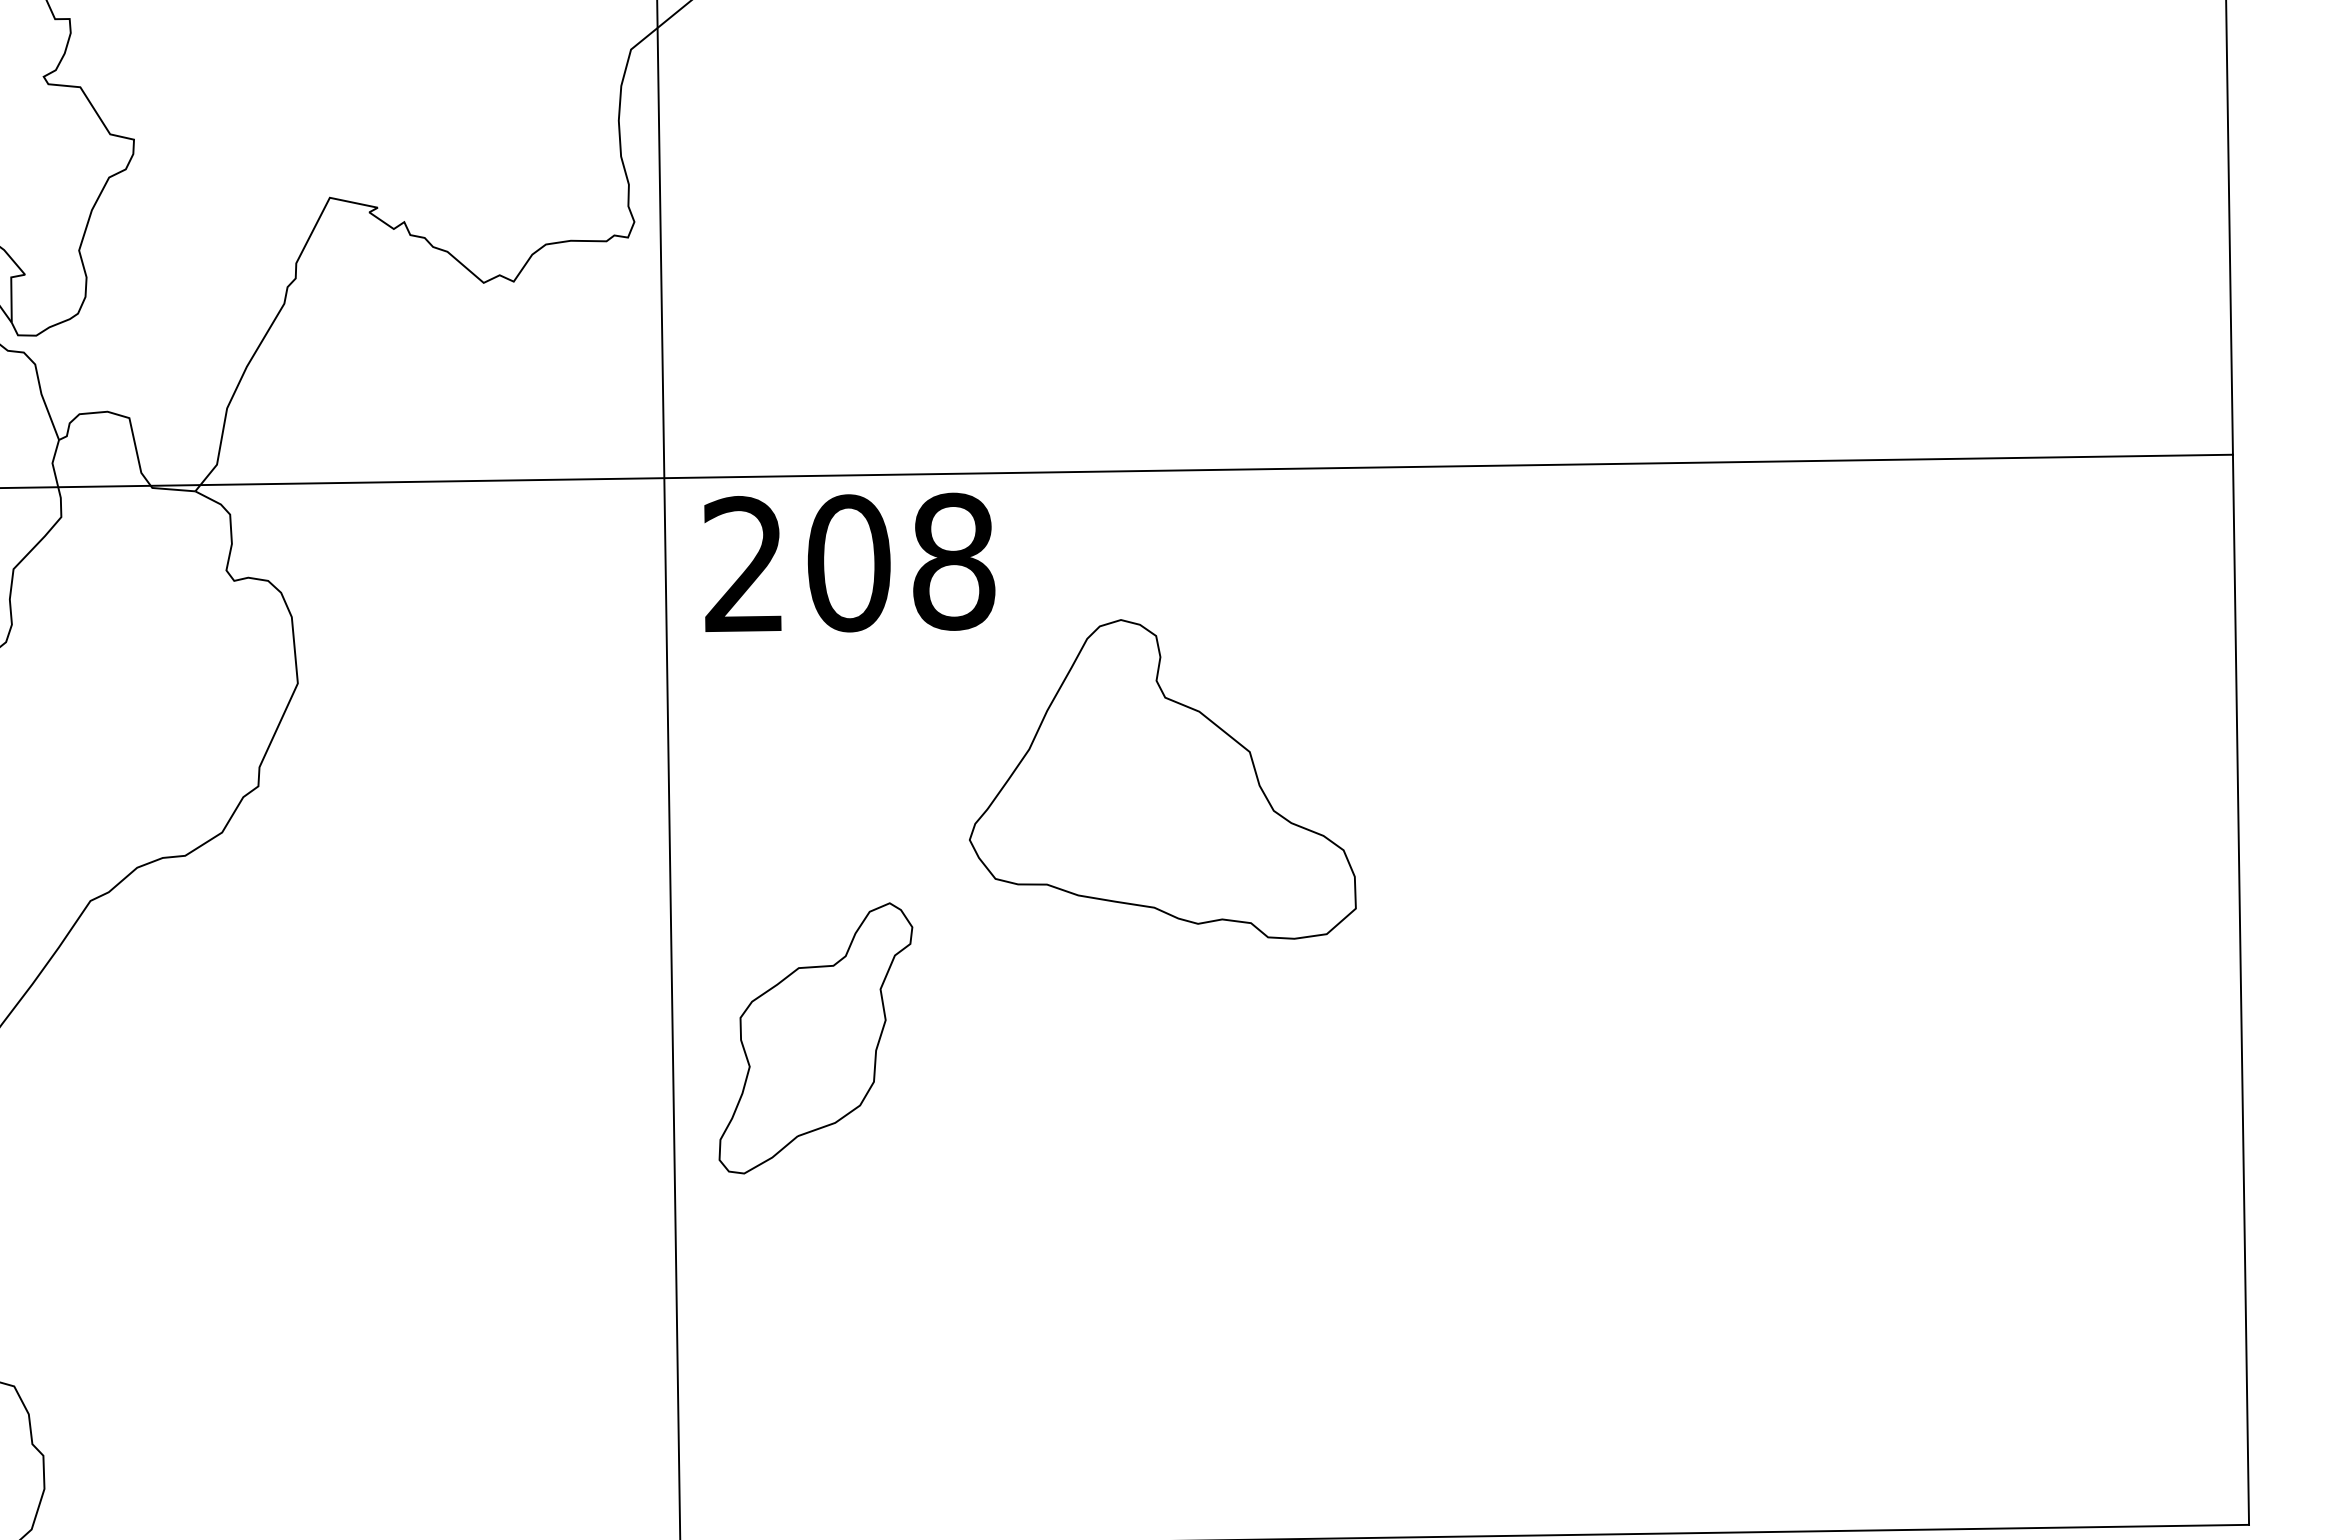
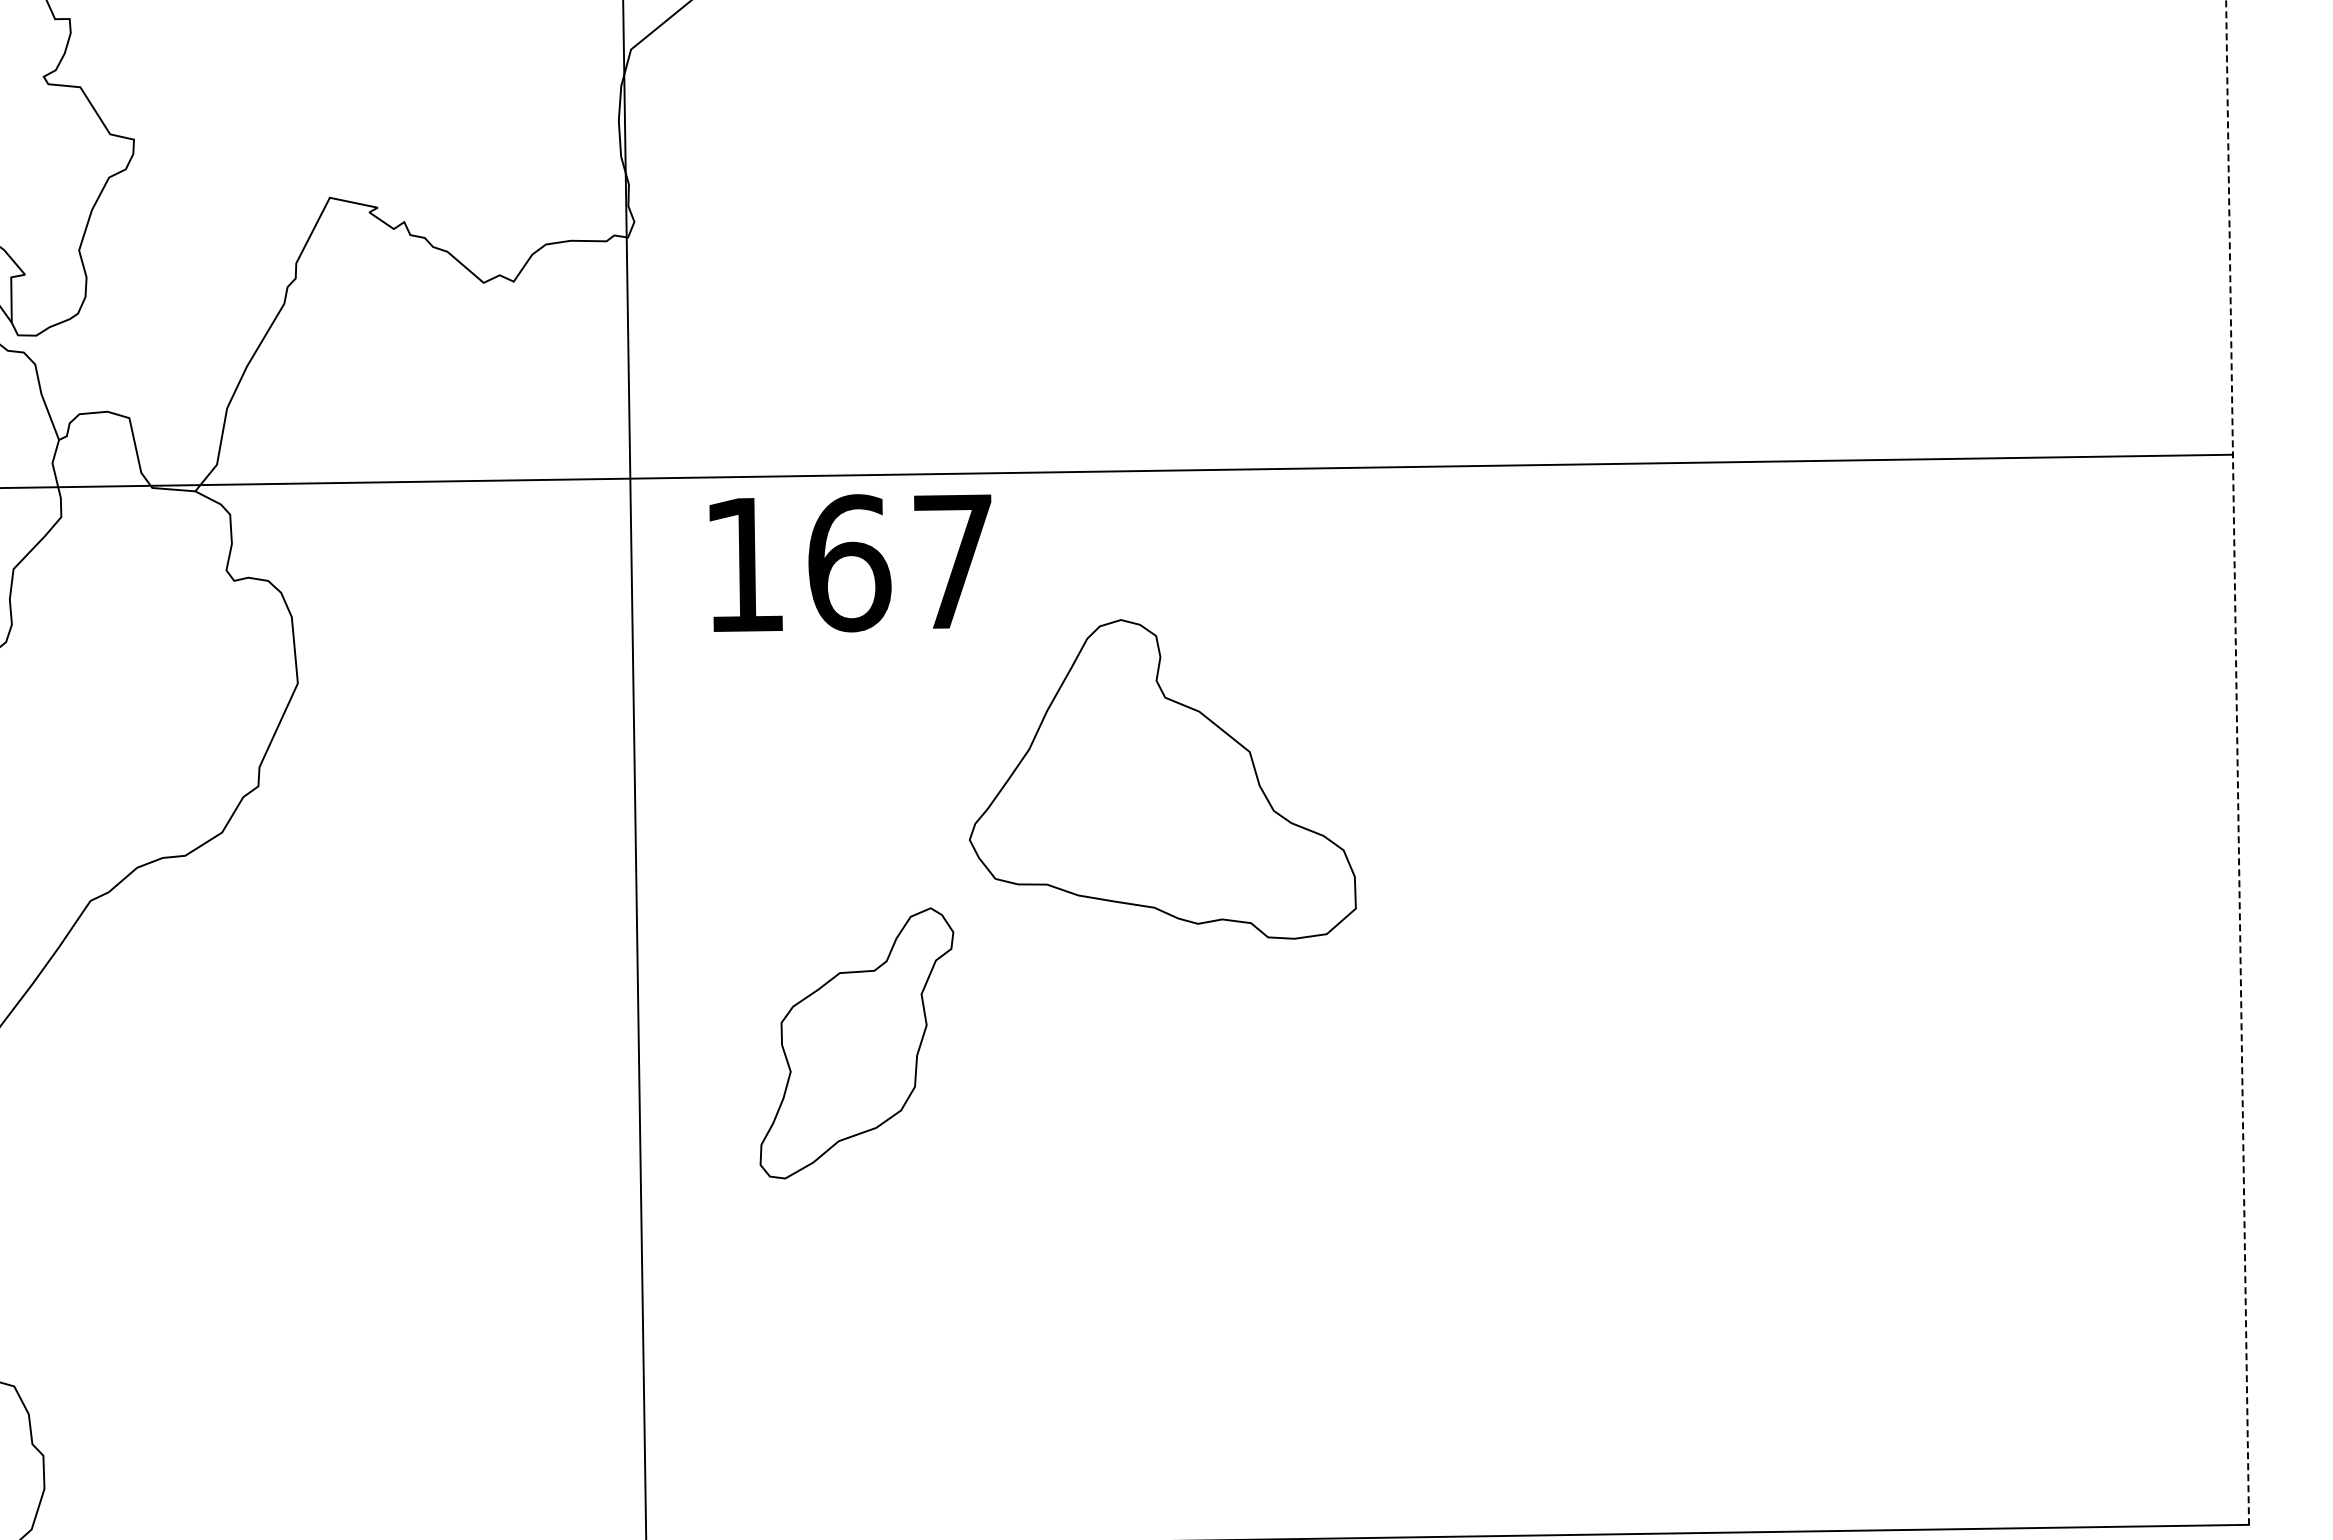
text: 208 -> 167 (849, 562)
line: solid -> dashed (2237, 763)
line position: (668, 769) -> (634, 769) (634, 769)
part position: (815, 1038) -> (856, 1043) (856, 1043)
